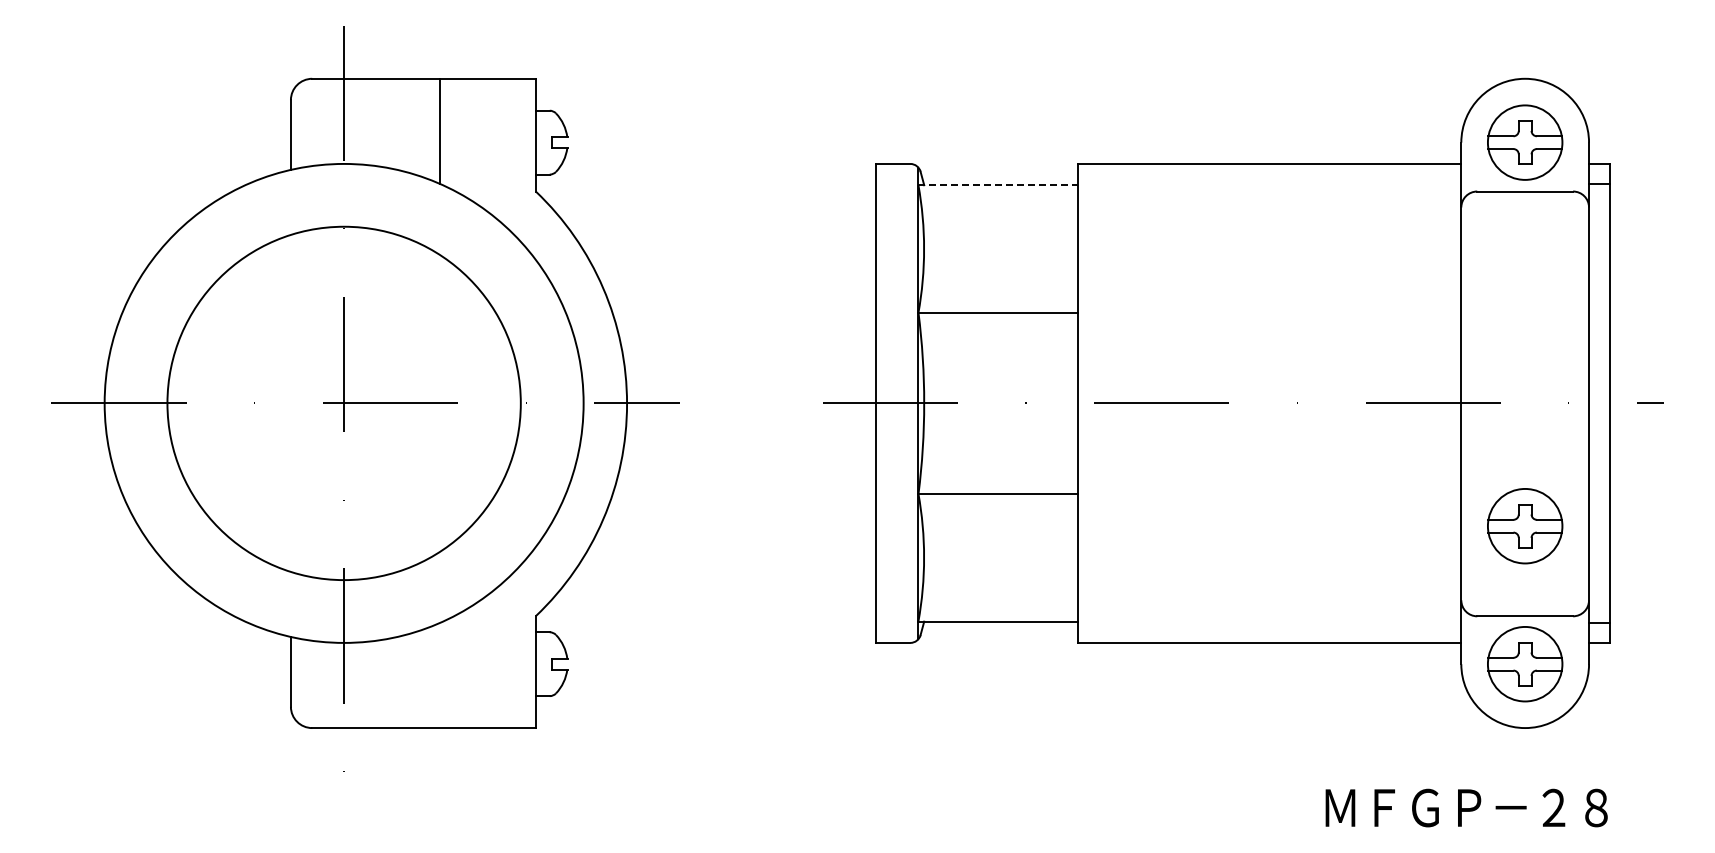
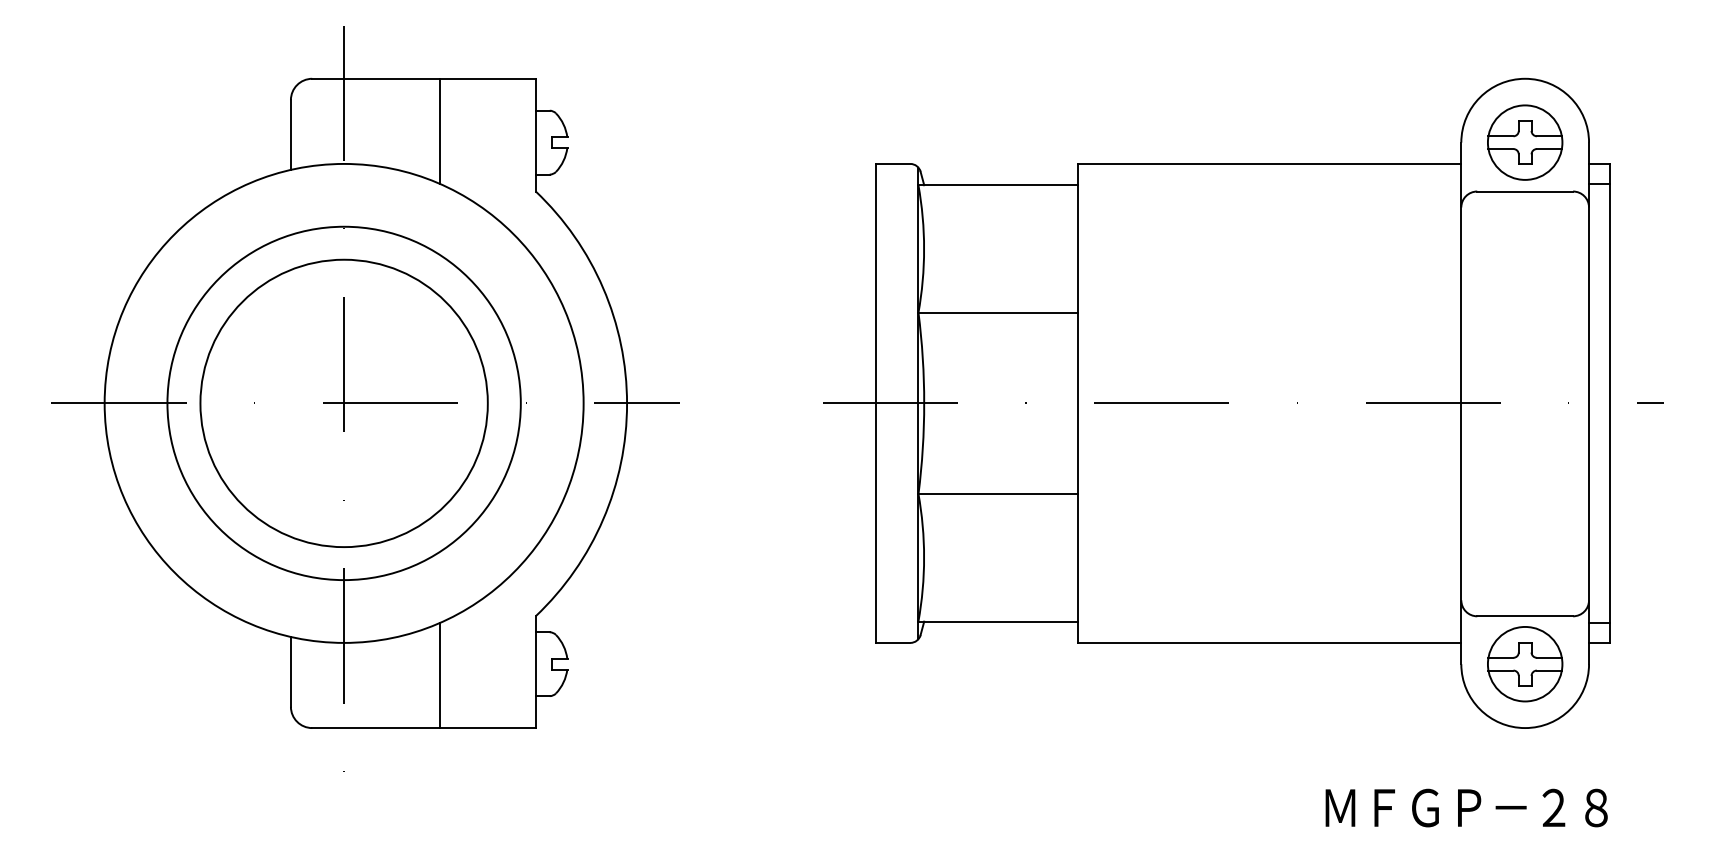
line: dashed -> solid (998, 185)
circle: none -> present (343, 402)
part: present -> none (1525, 526)
line: none -> present (439, 675)
